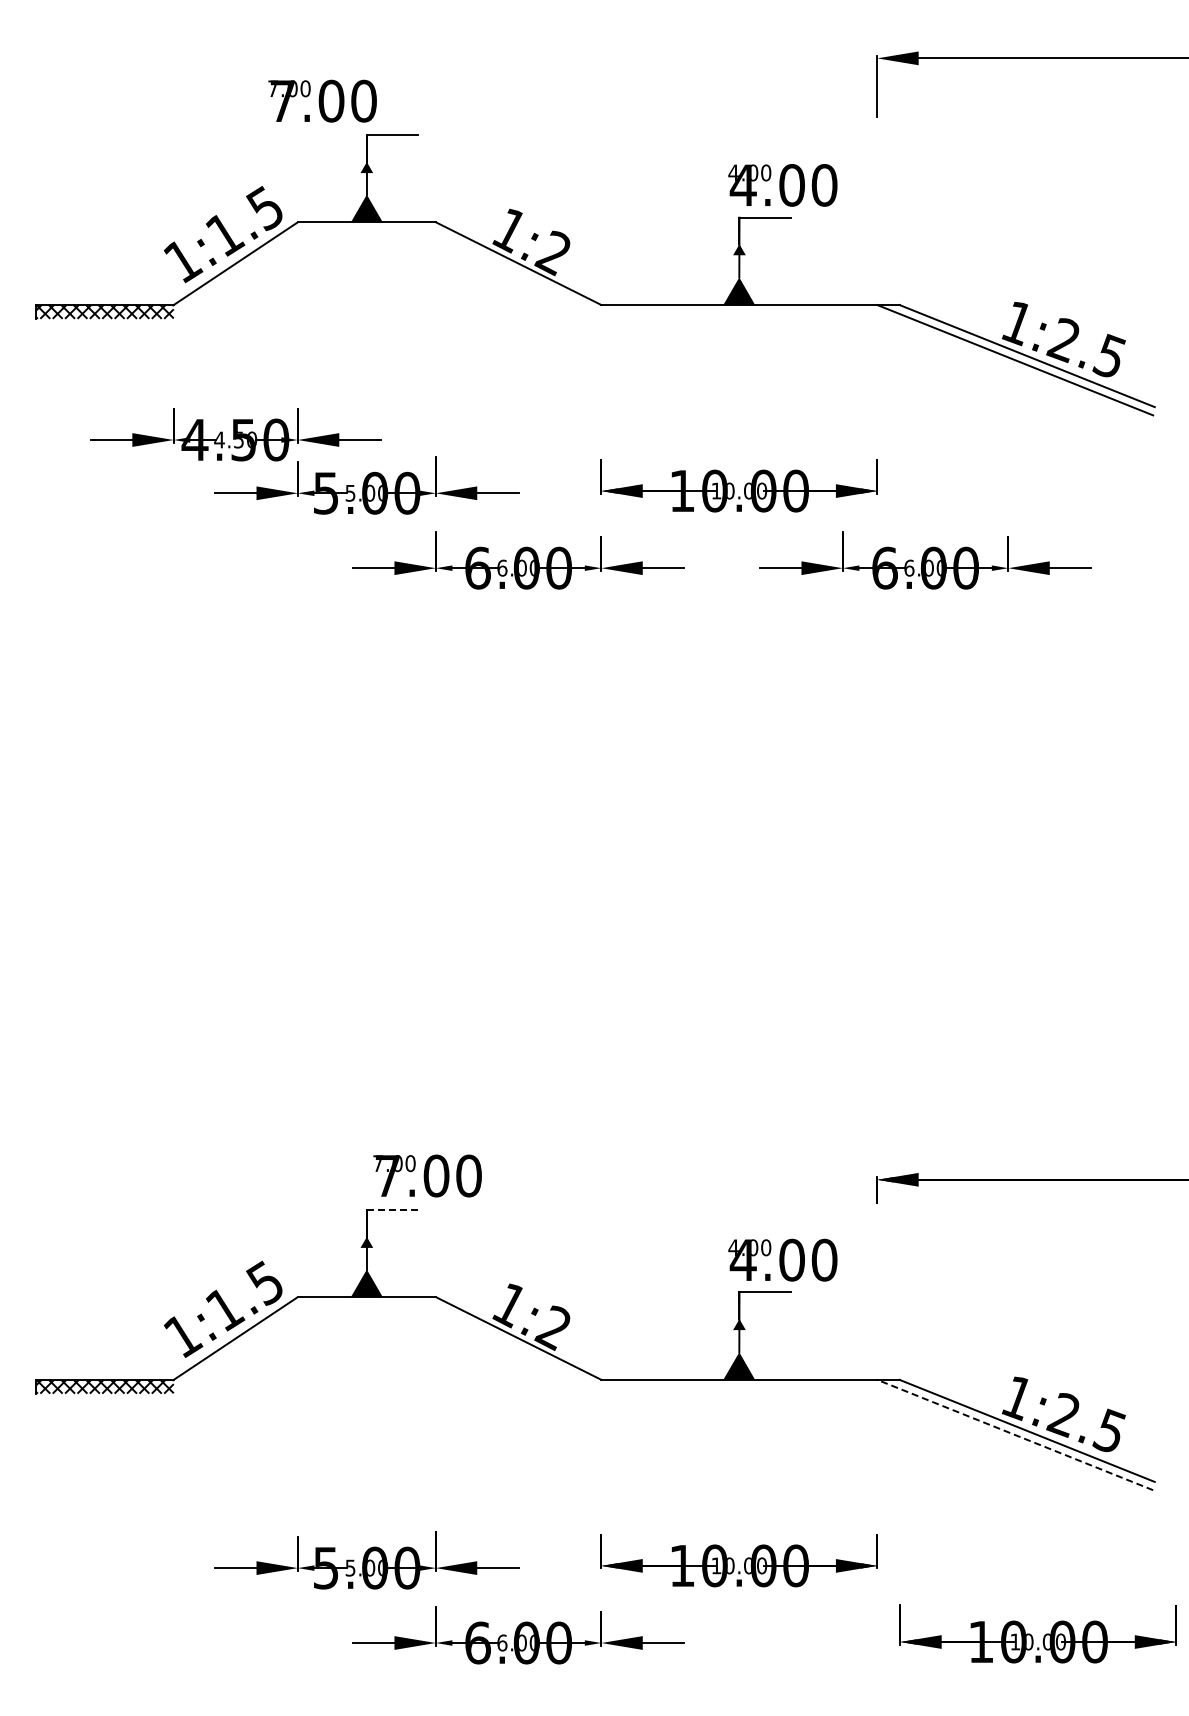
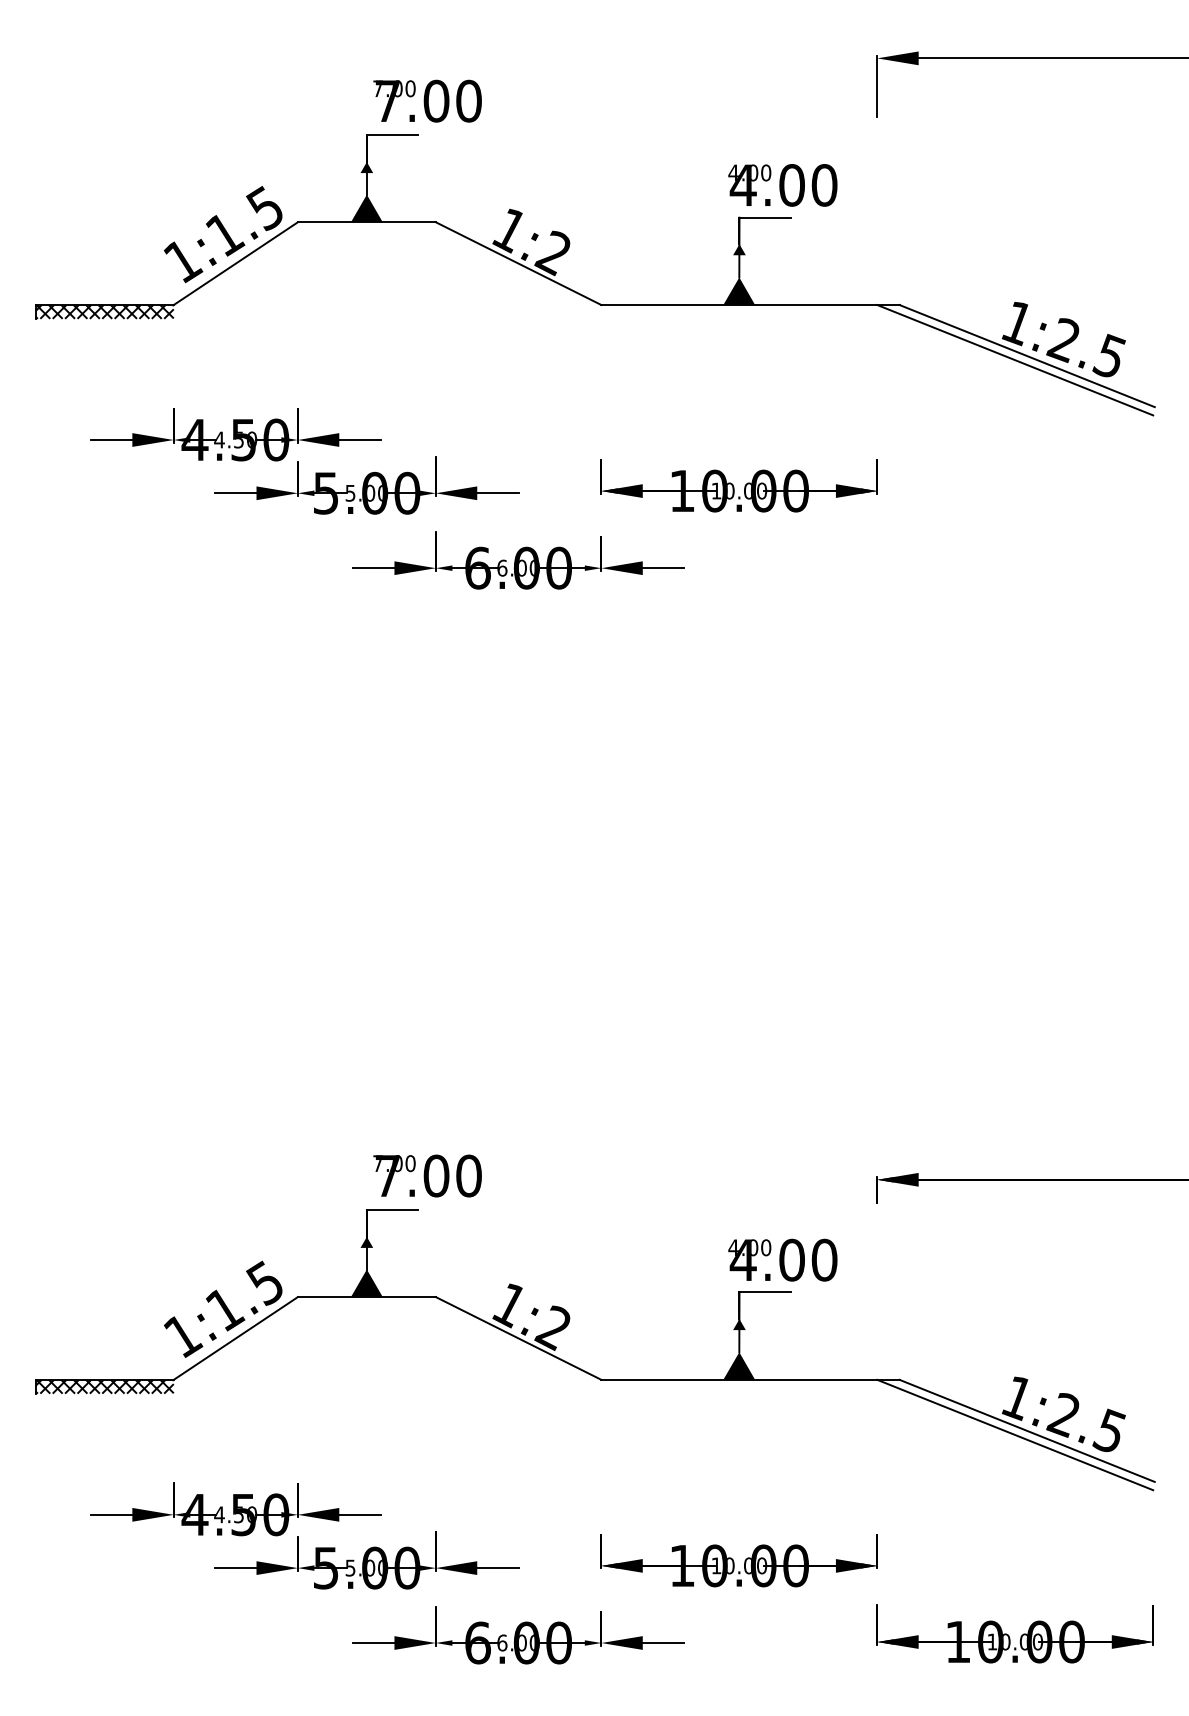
text position: (322, 100) -> (427, 100) (427, 100)
part: present -> none (925, 560)
line: dashed -> solid (392, 1210)
line: dashed -> solid (1015, 1435)
part: none -> present (235, 1509)
part position: (1037, 1633) -> (1014, 1633) (1014, 1633)
